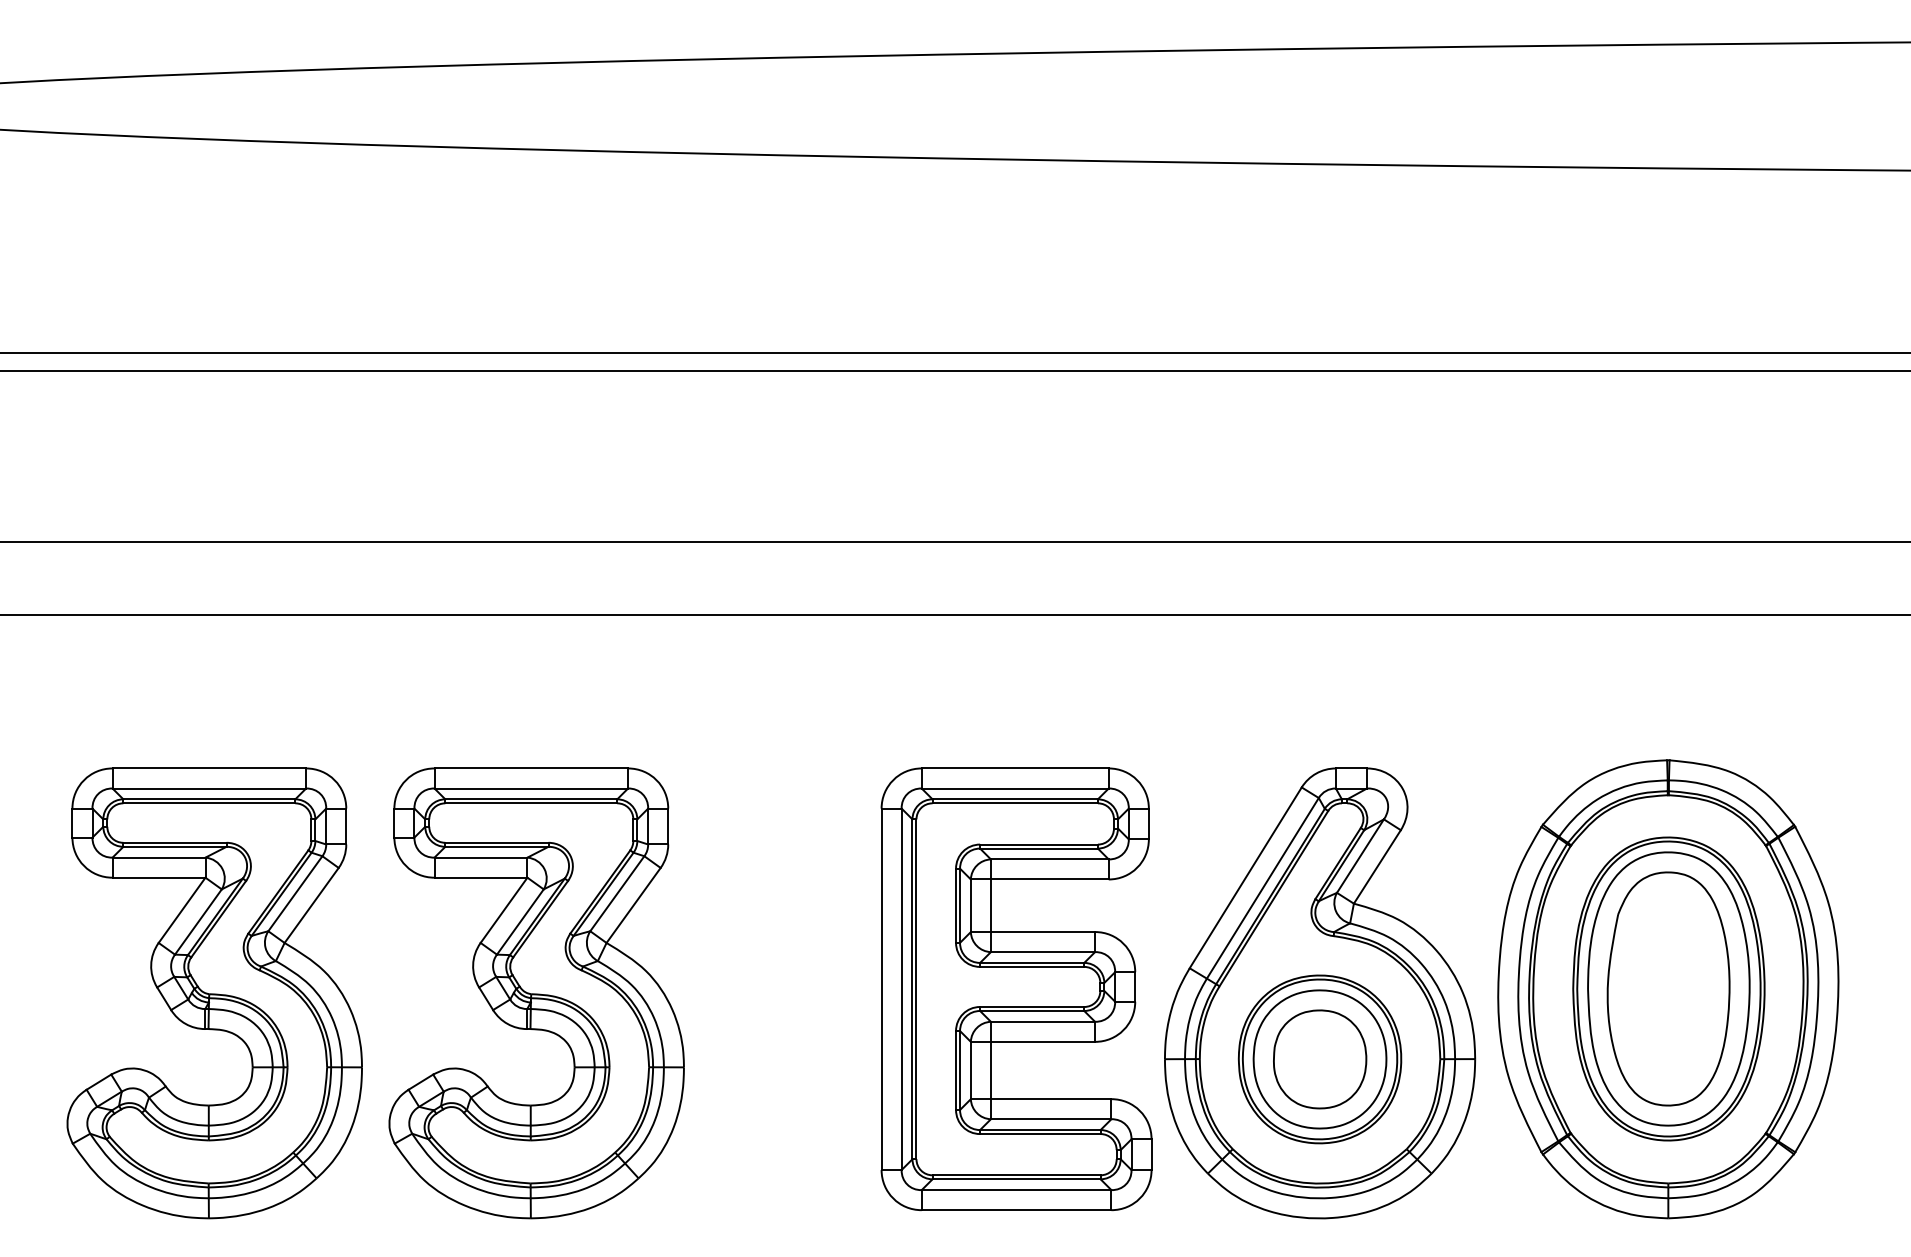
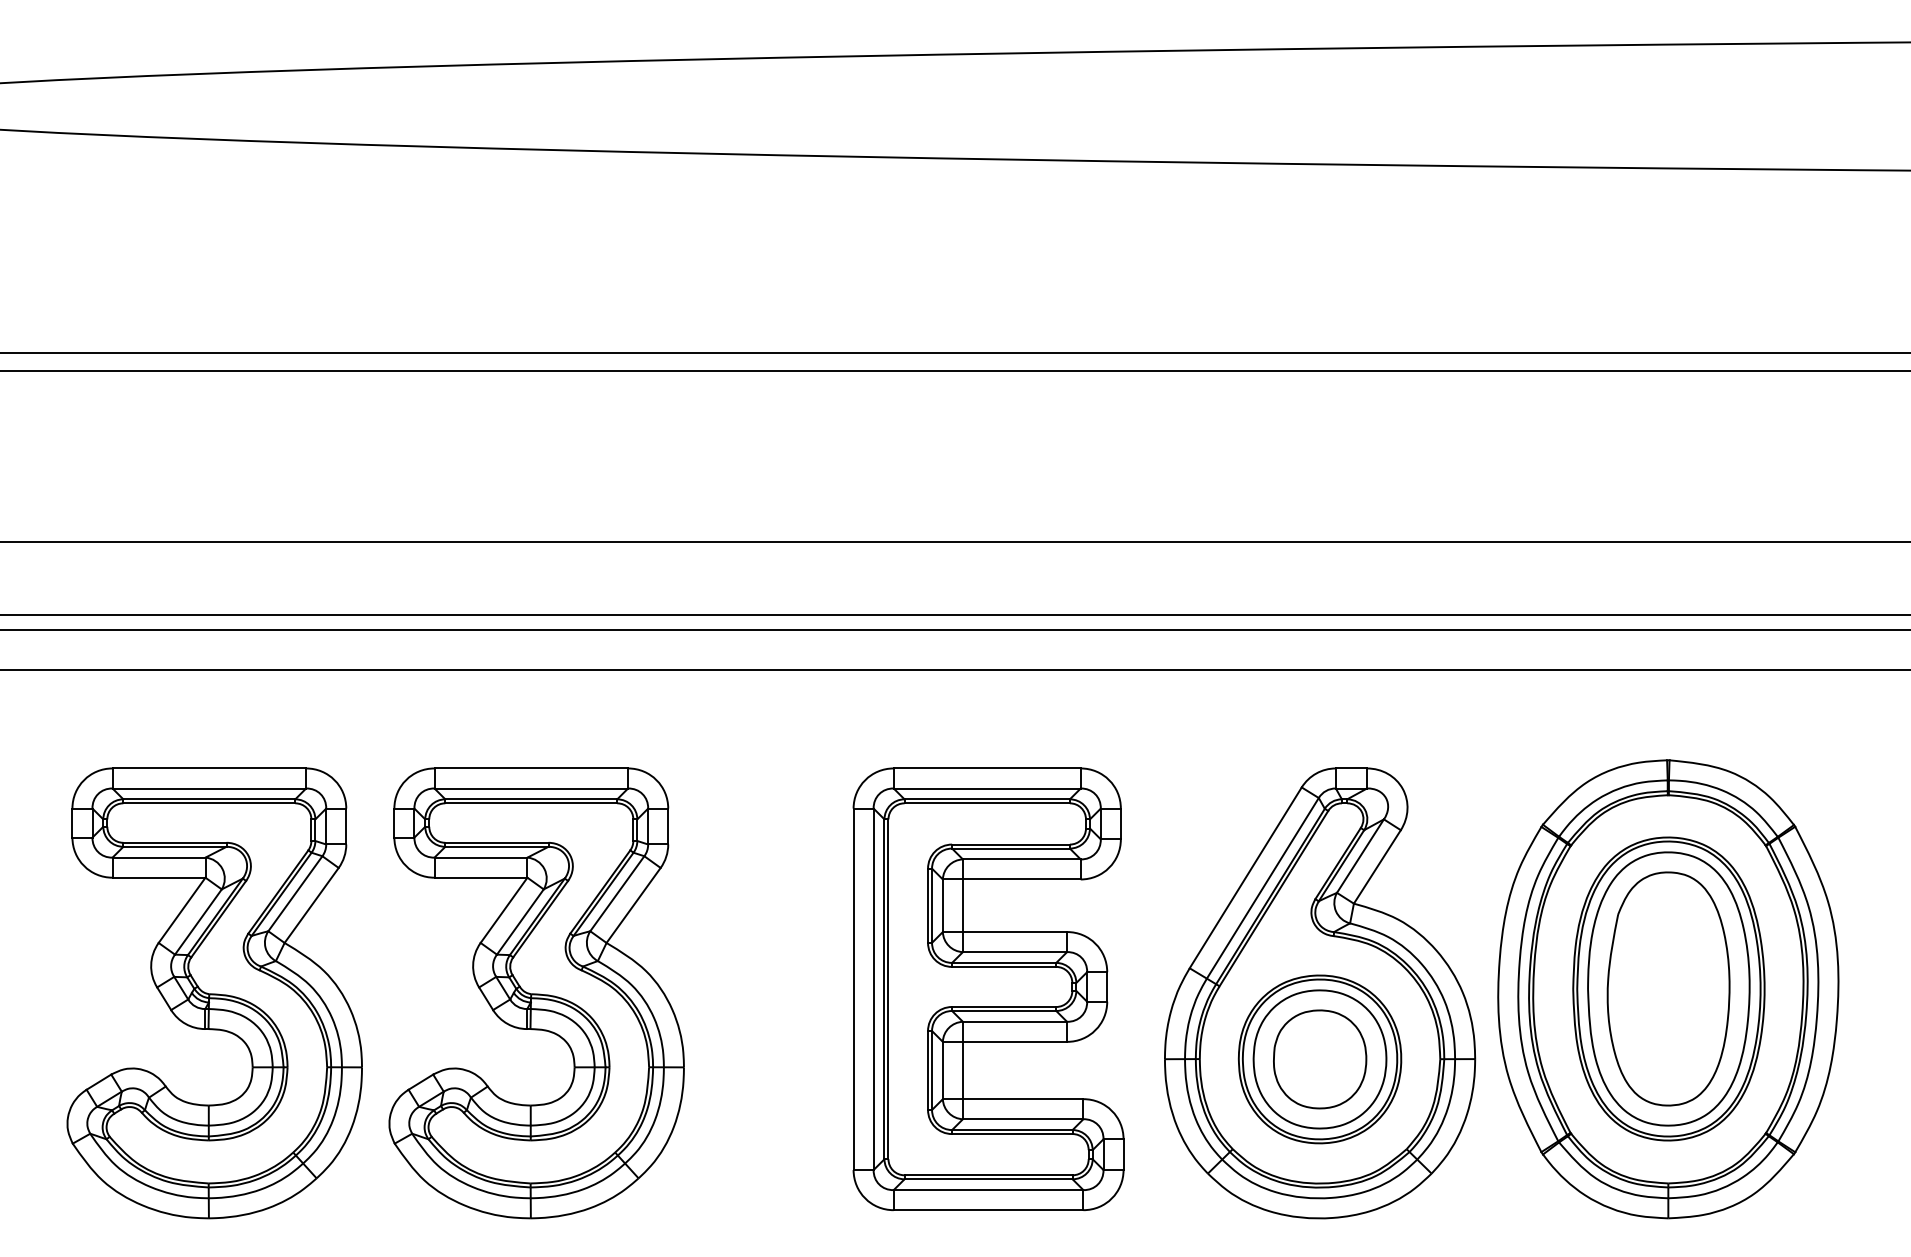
line: none -> present (954, 629)
line: none -> present (954, 670)
part position: (1016, 989) -> (988, 989) (988, 989)
